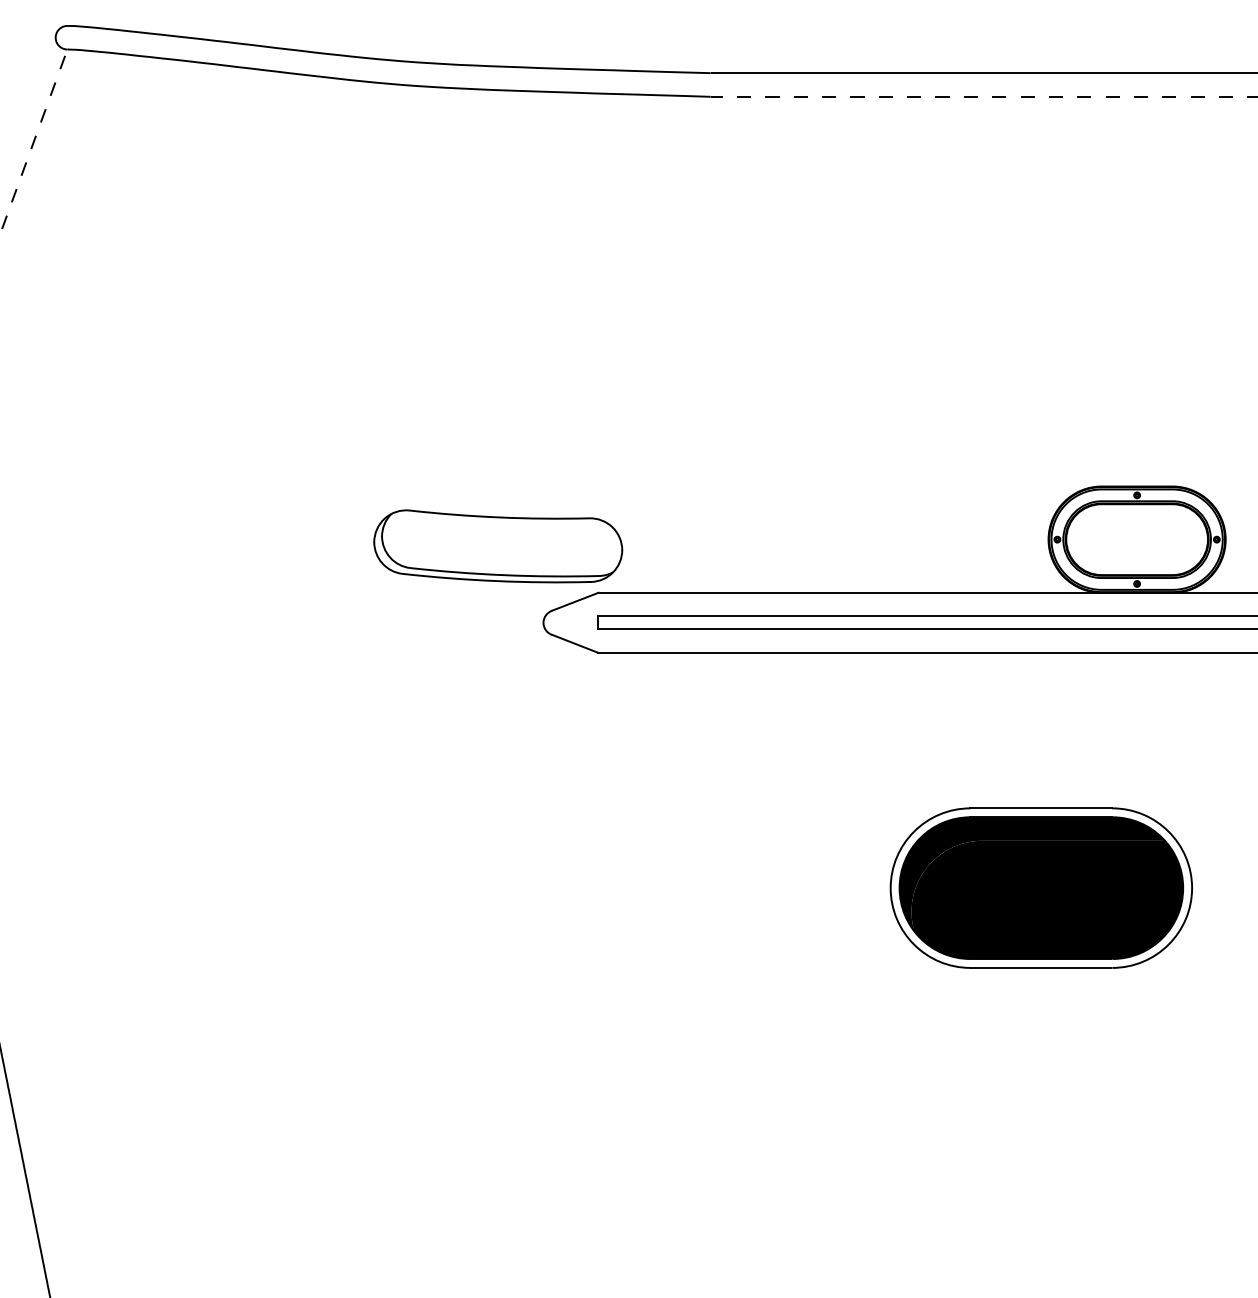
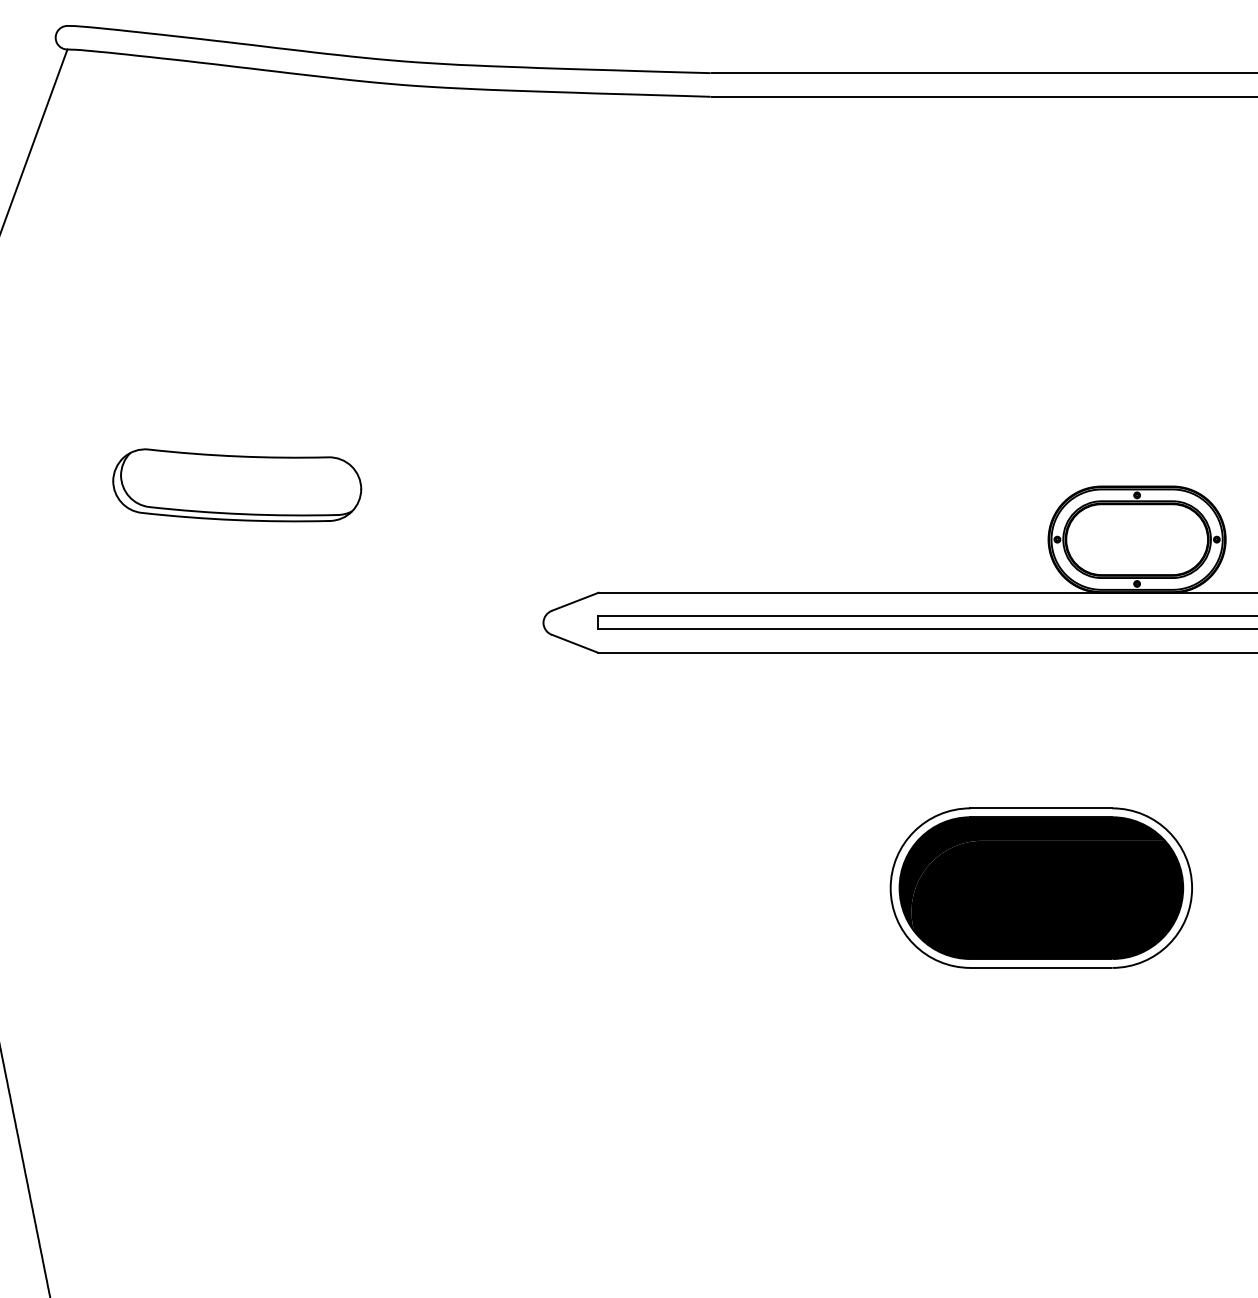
line: dashed -> solid (983, 96)
line: dashed -> solid (33, 141)
part position: (498, 546) -> (237, 485) (237, 485)
